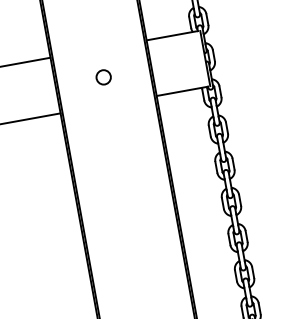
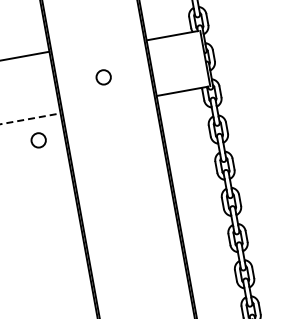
line position: (26, 61) -> (25, 55) (25, 55)
line: solid -> dashed (31, 118)
circle: none -> present (38, 140)
